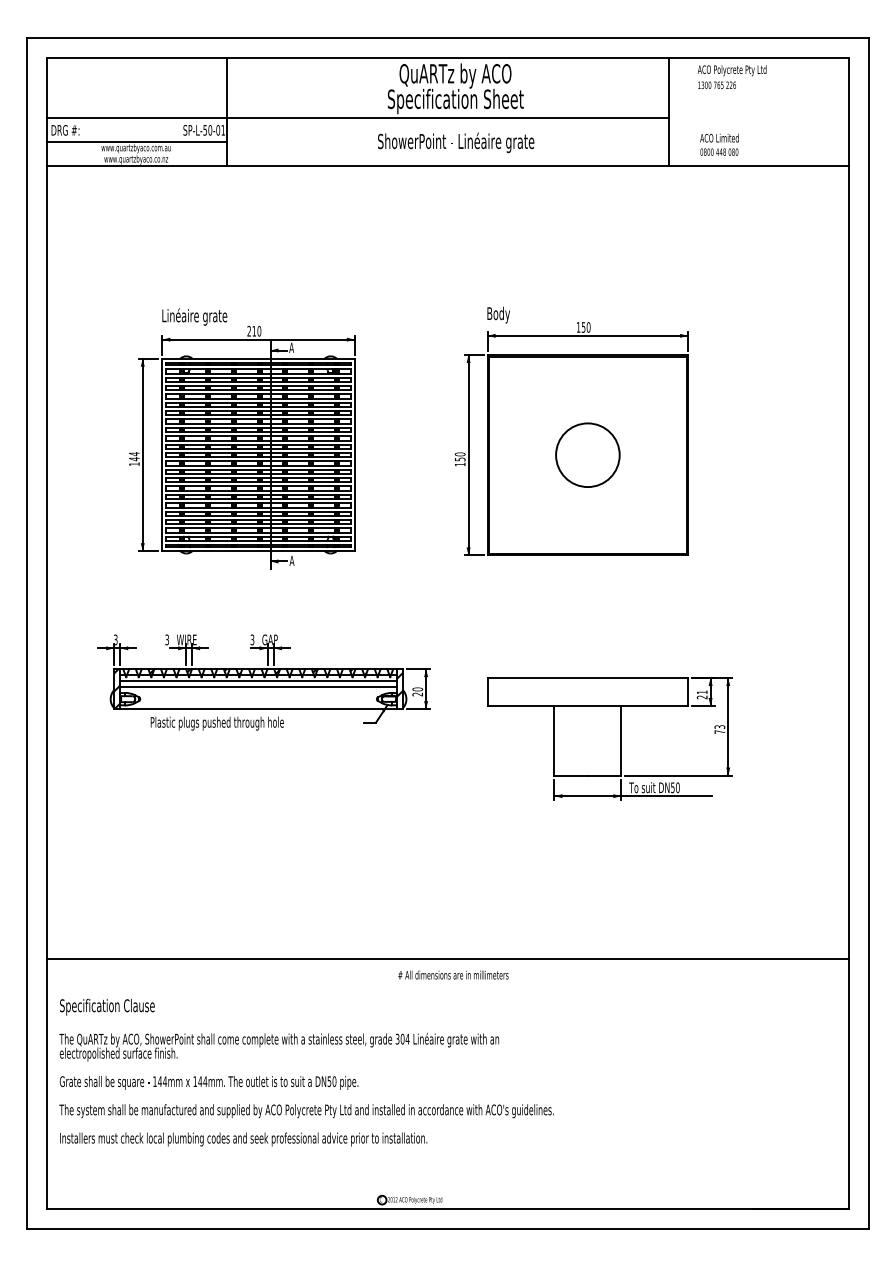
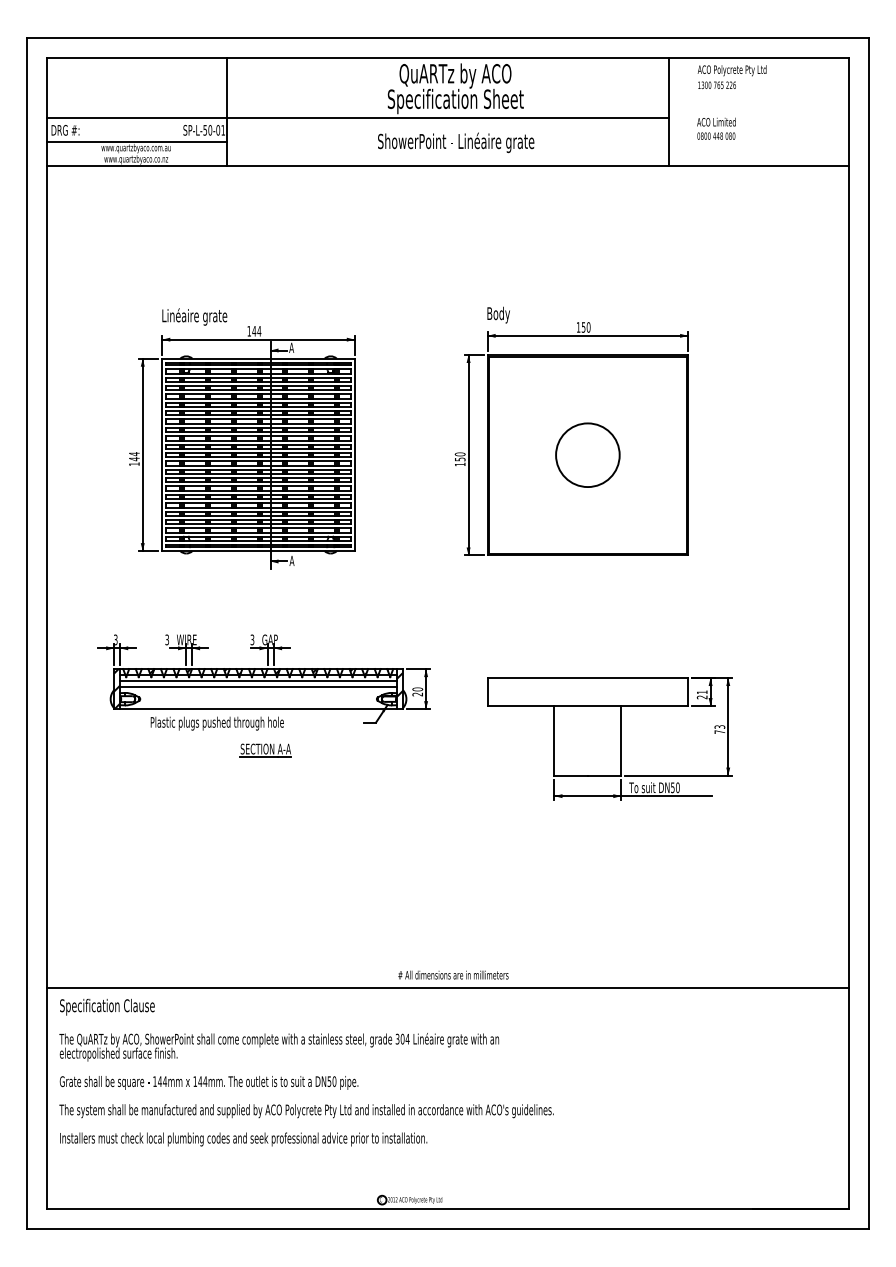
text position: (719, 144) -> (716, 128) (716, 128)
text: 210 -> 144 (254, 330)
part: none -> present (265, 750)
line position: (447, 959) -> (447, 988) (447, 988)
